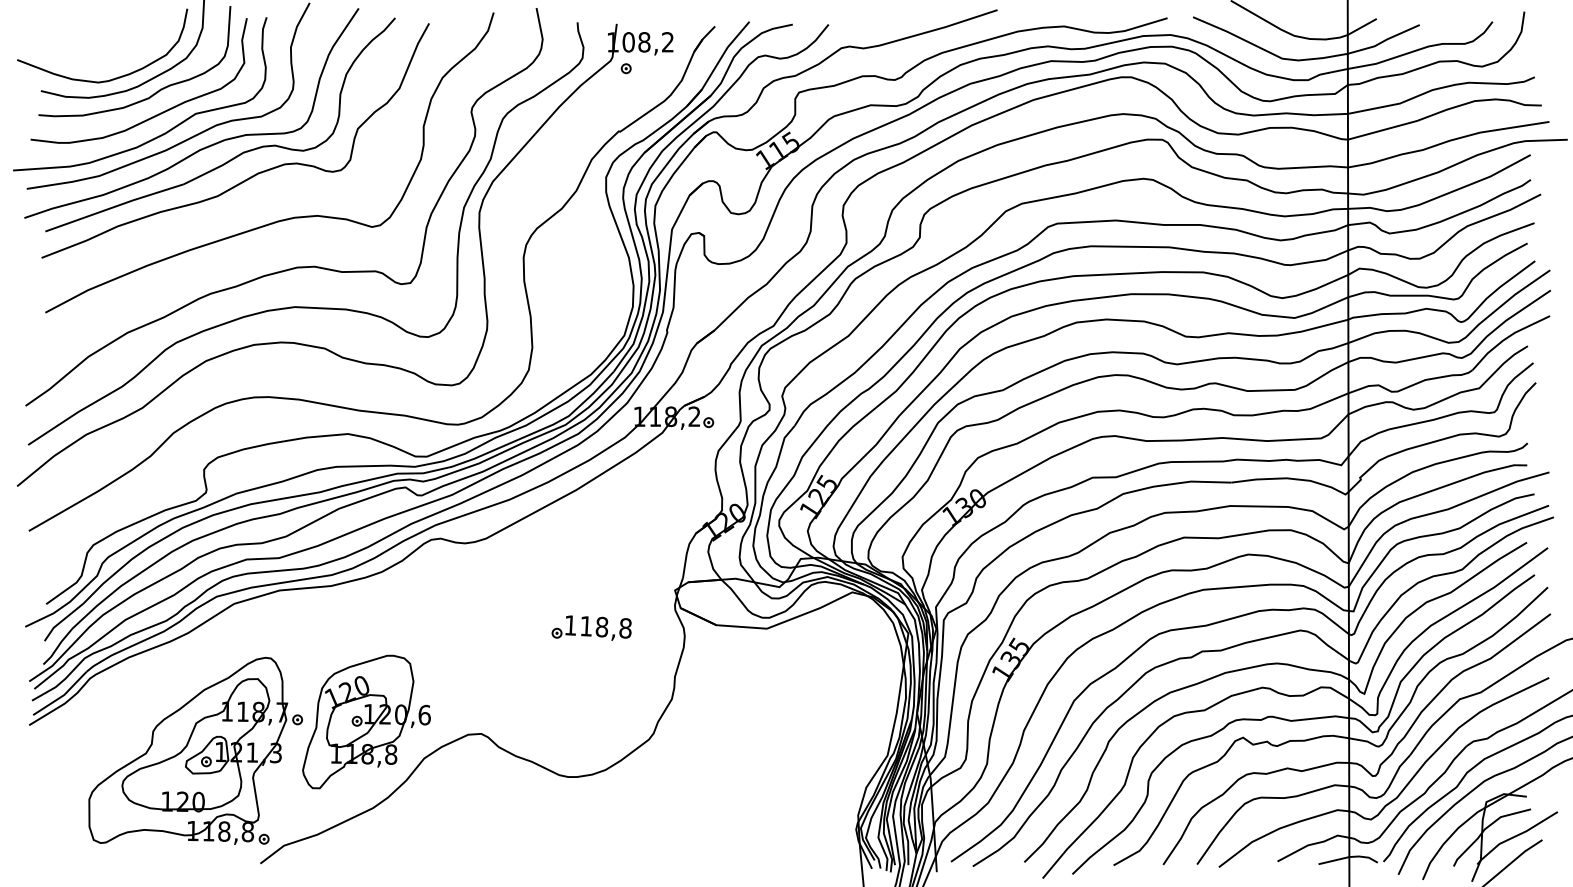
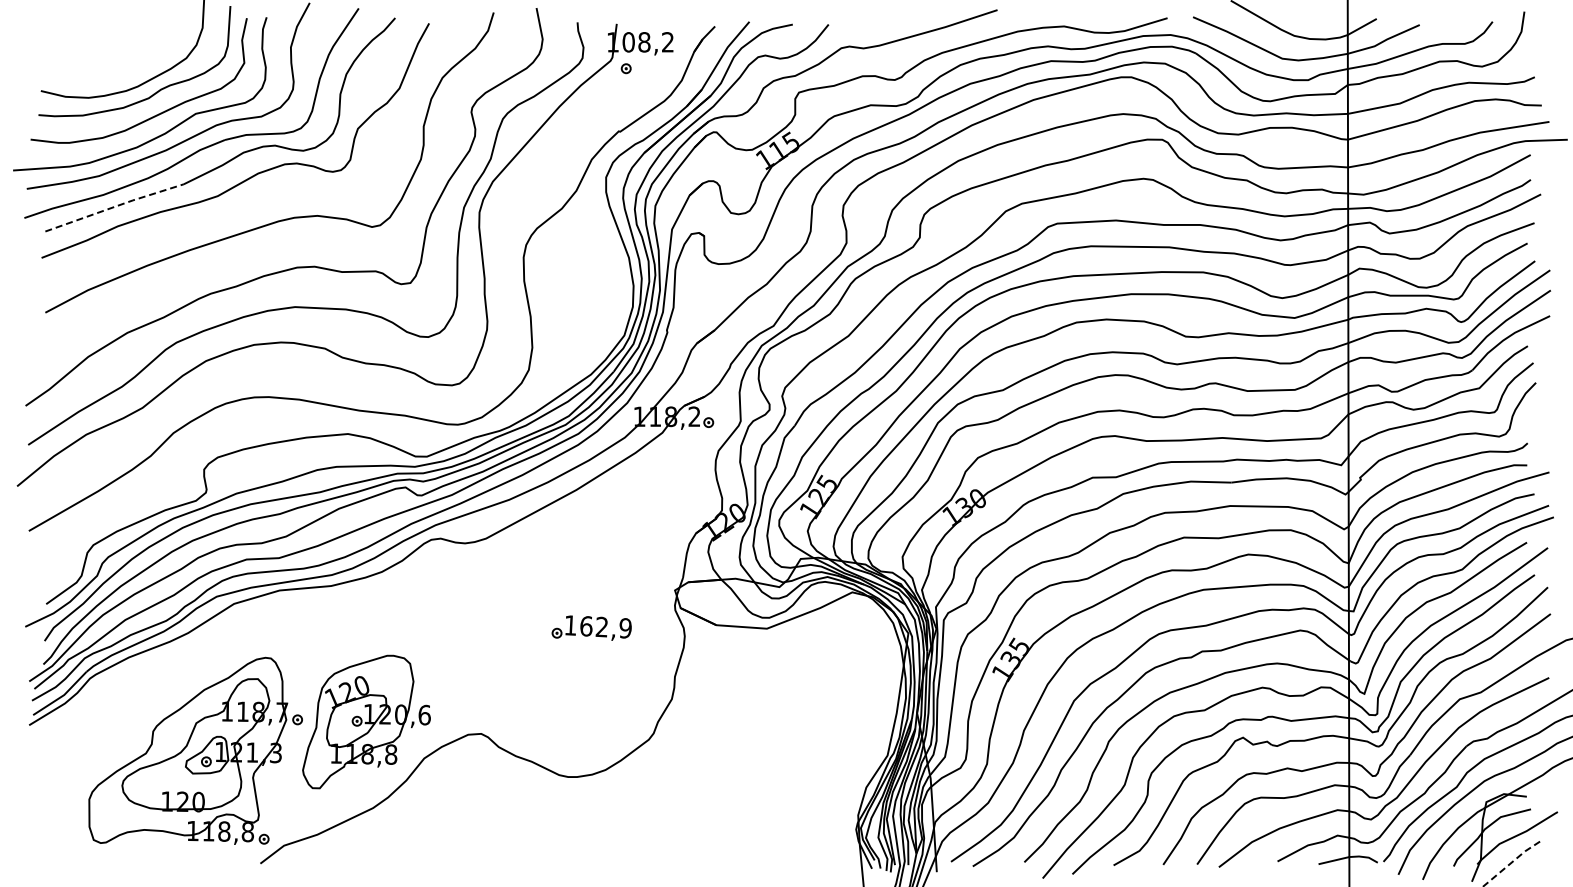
curve: present -> none (112, 78)
line: solid -> dashed (115, 206)
text: 118,8 -> 162,9 (605, 627)
line: solid -> dashed (1512, 862)
